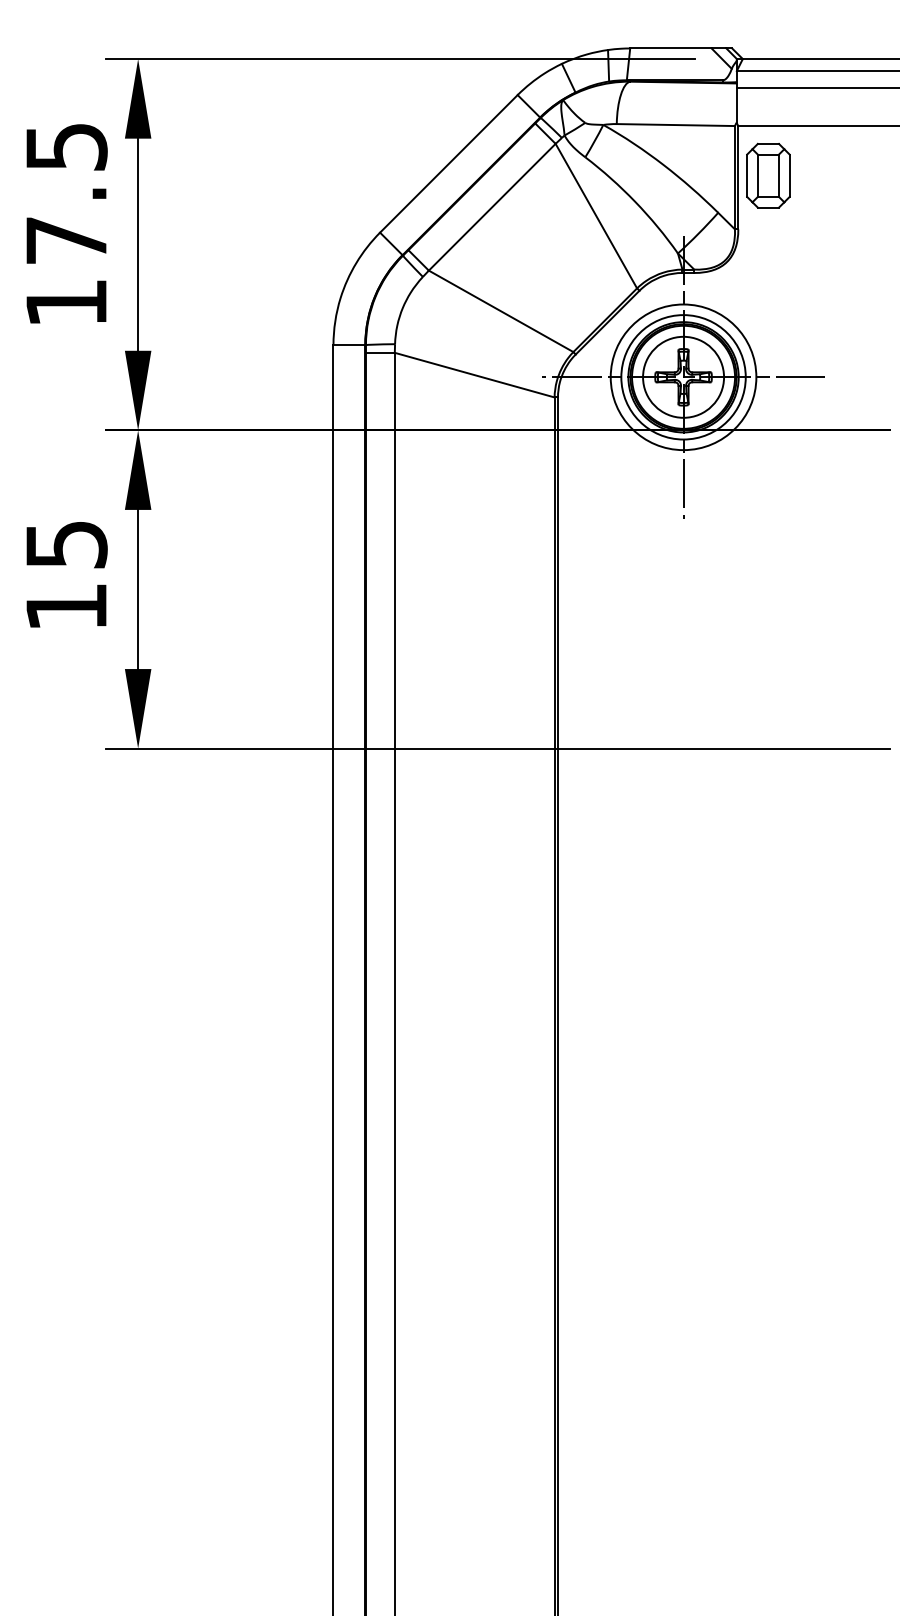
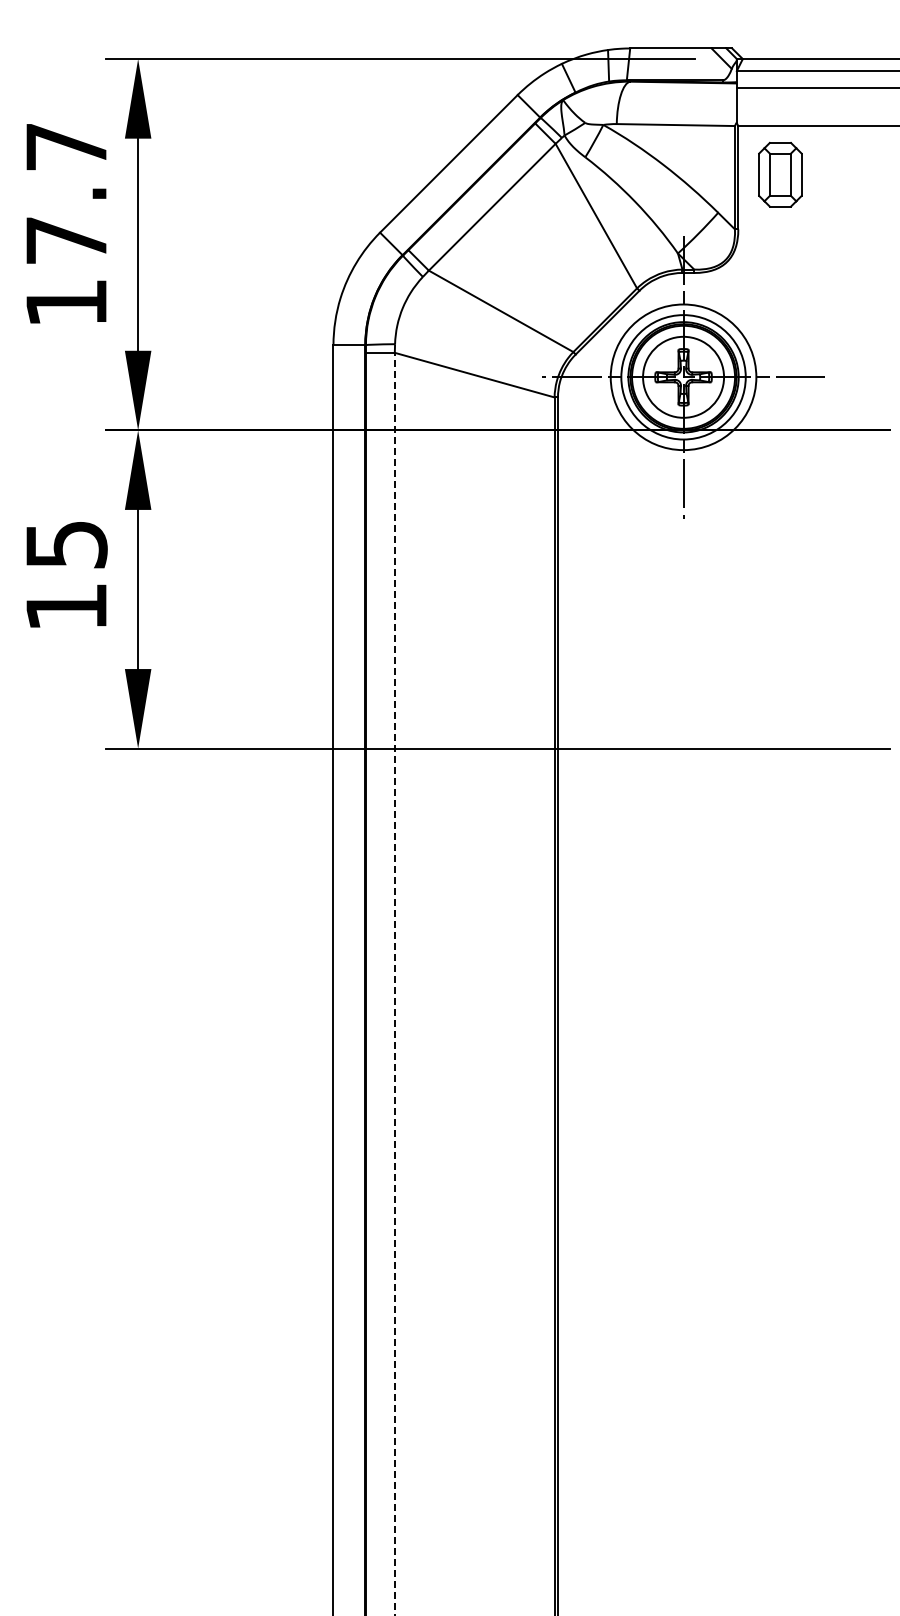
text: 17.5 -> 17.7 (66, 147)
part position: (768, 175) -> (780, 174) (780, 174)
line: solid -> dashed (394, 983)
